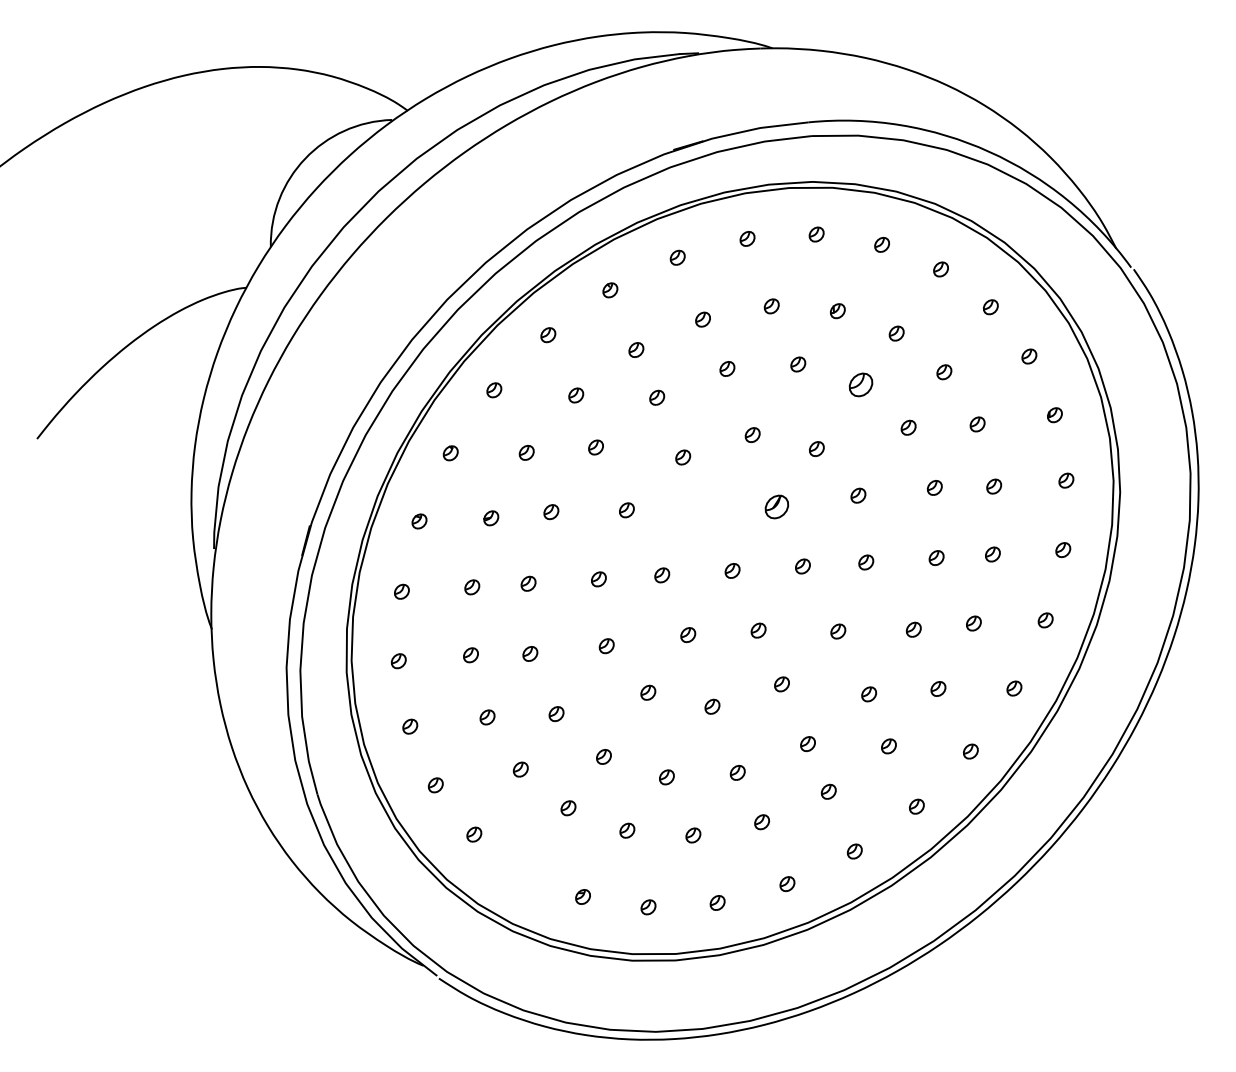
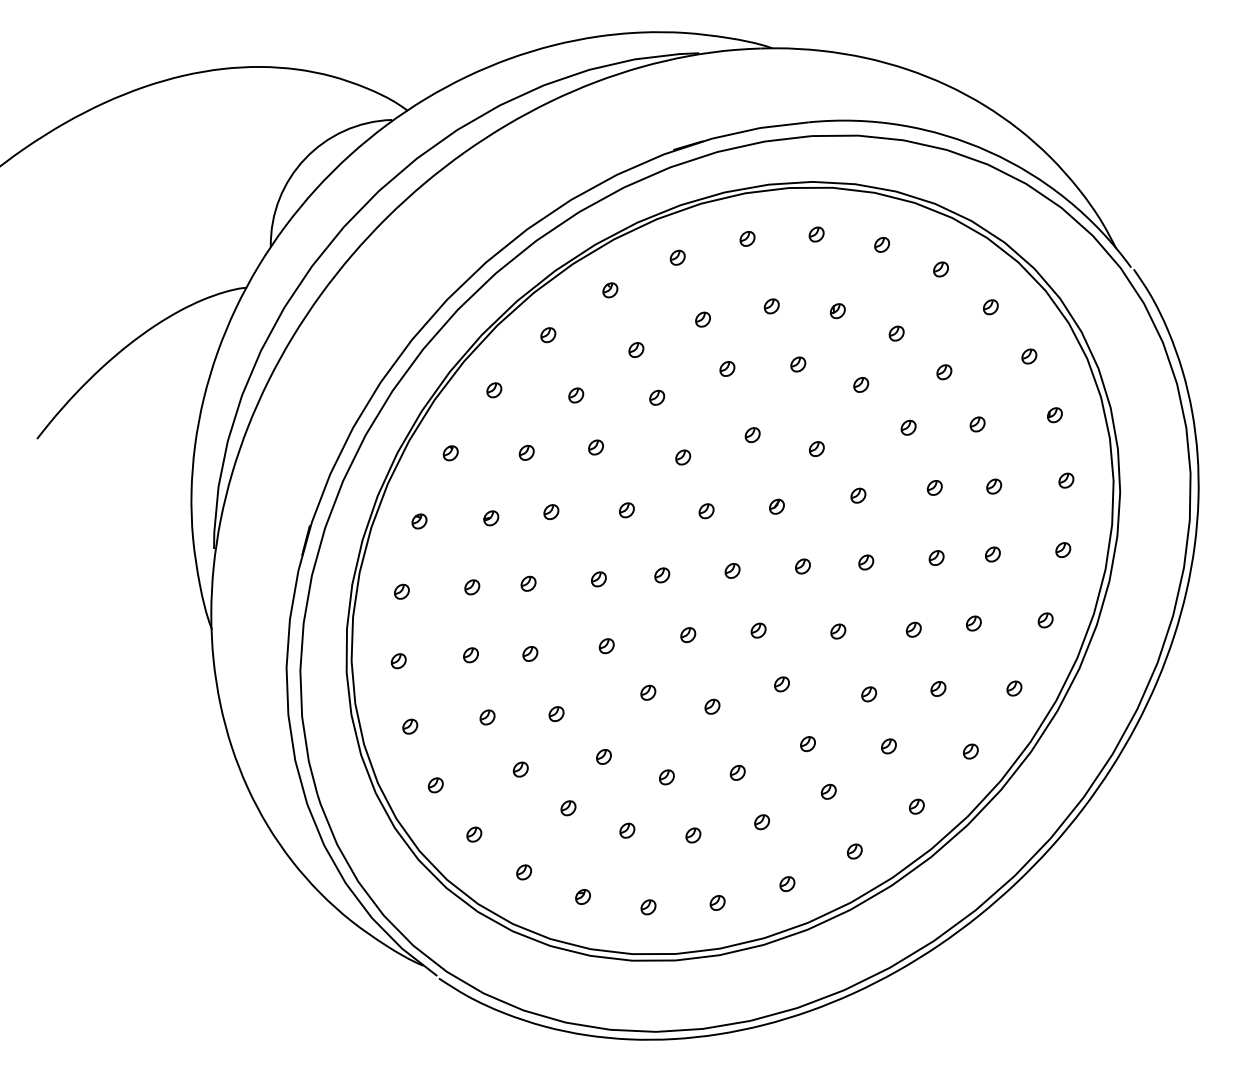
part size: 26x26 px -> 17x16 px (861, 384)
part size: 26x26 px -> 16x17 px (776, 506)
part: none -> present (706, 511)
part: none -> present (524, 872)
